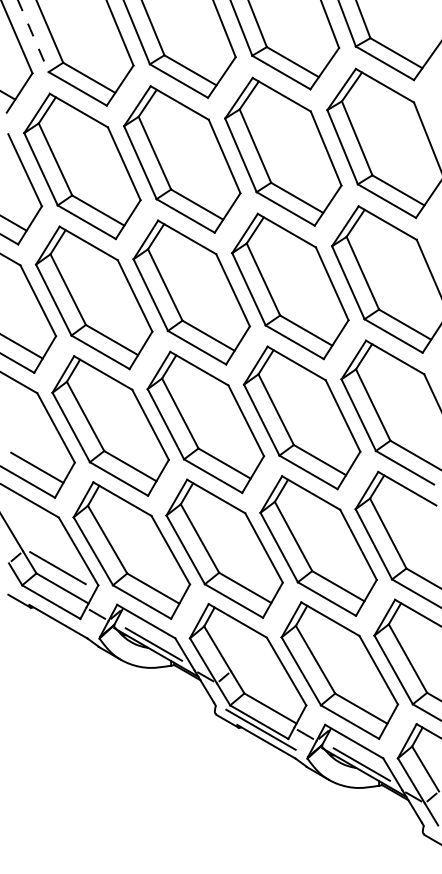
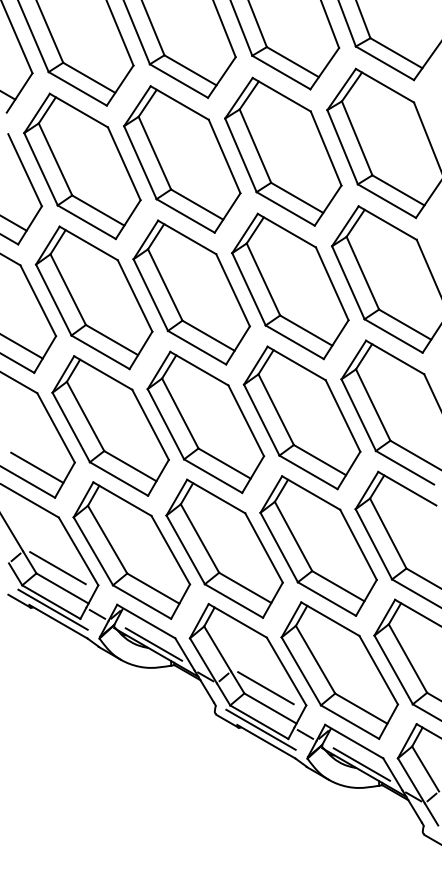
line: dashed -> solid (33, 36)
line: none -> present (52, 609)
line: none -> present (265, 687)
